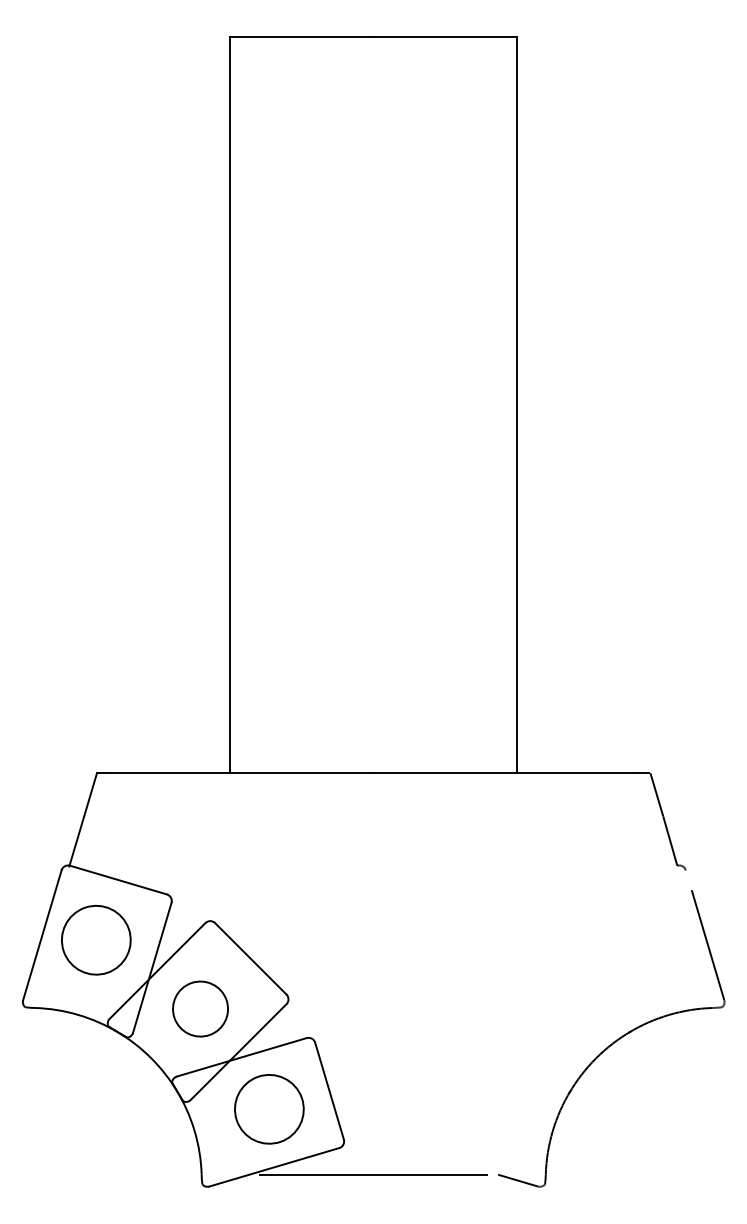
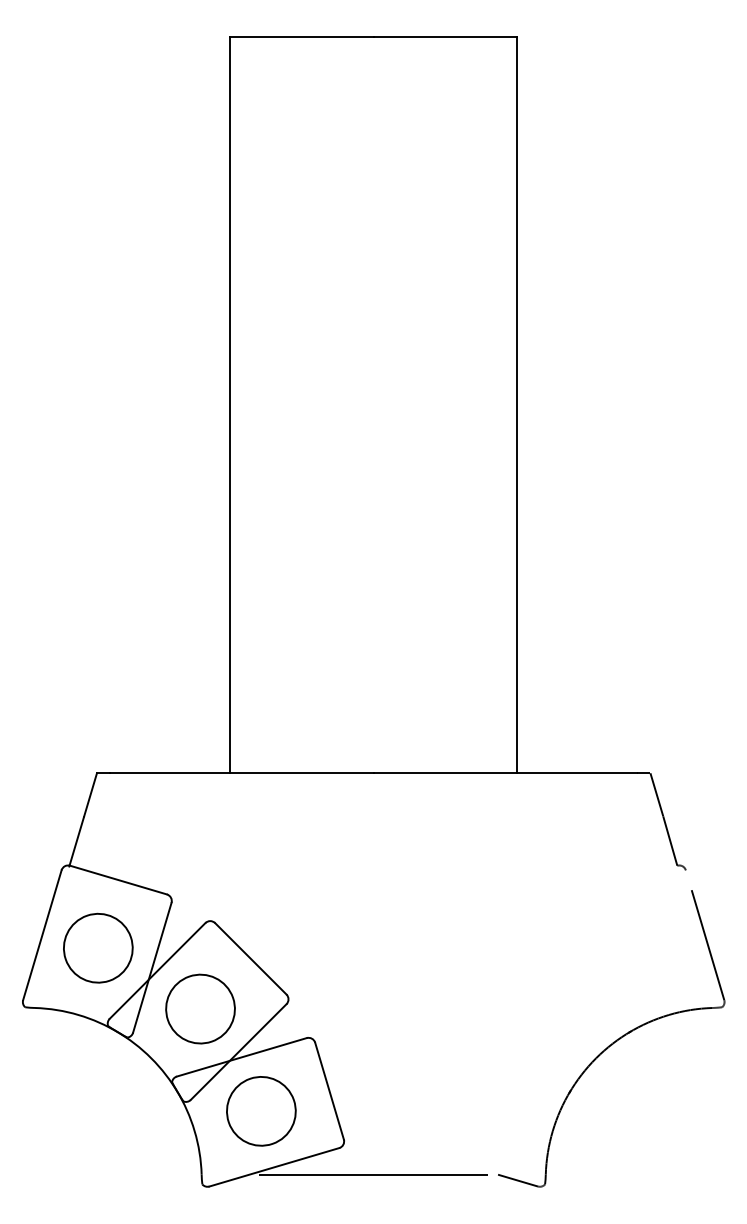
part position: (96, 939) -> (98, 947) (98, 947)
part size: 57x58 px -> 71x72 px (200, 1008)
part position: (269, 1109) -> (261, 1111) (261, 1111)
